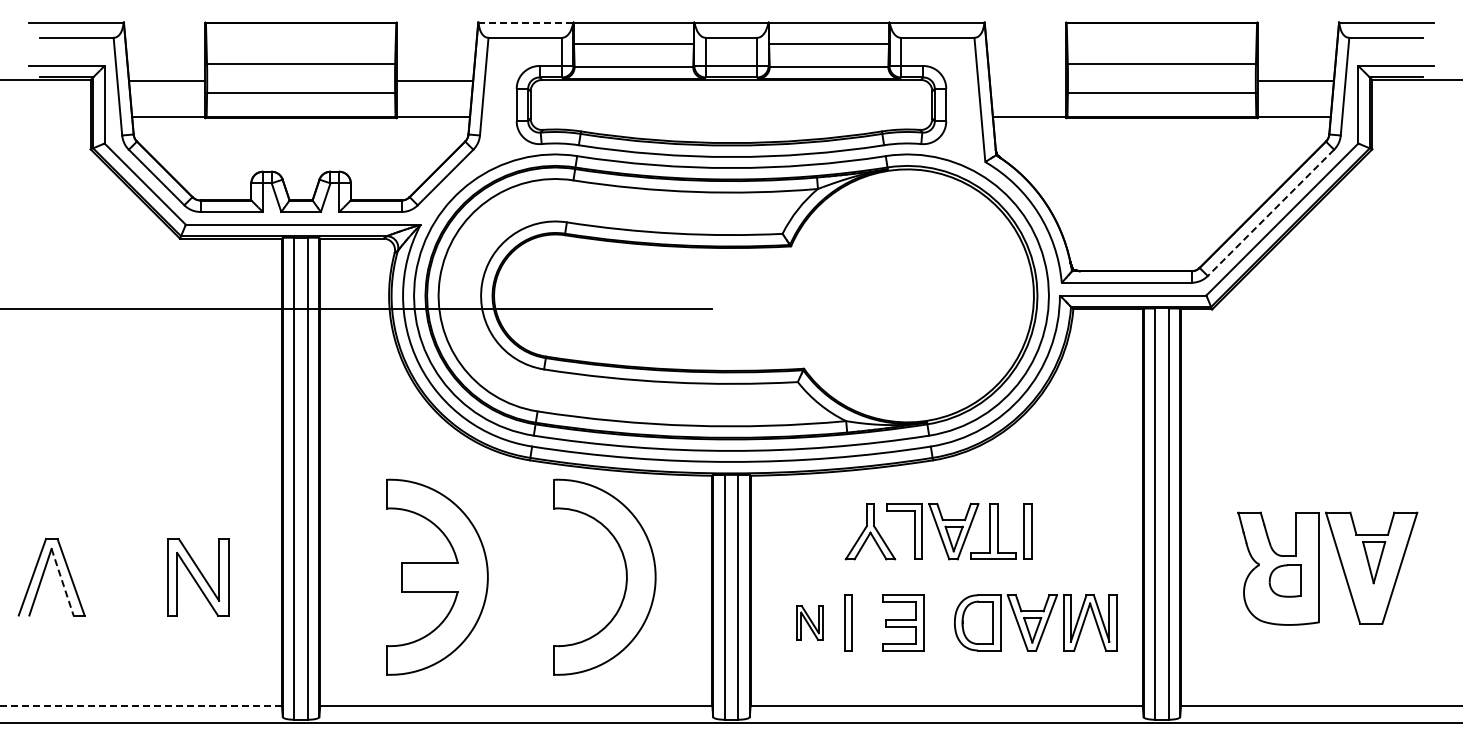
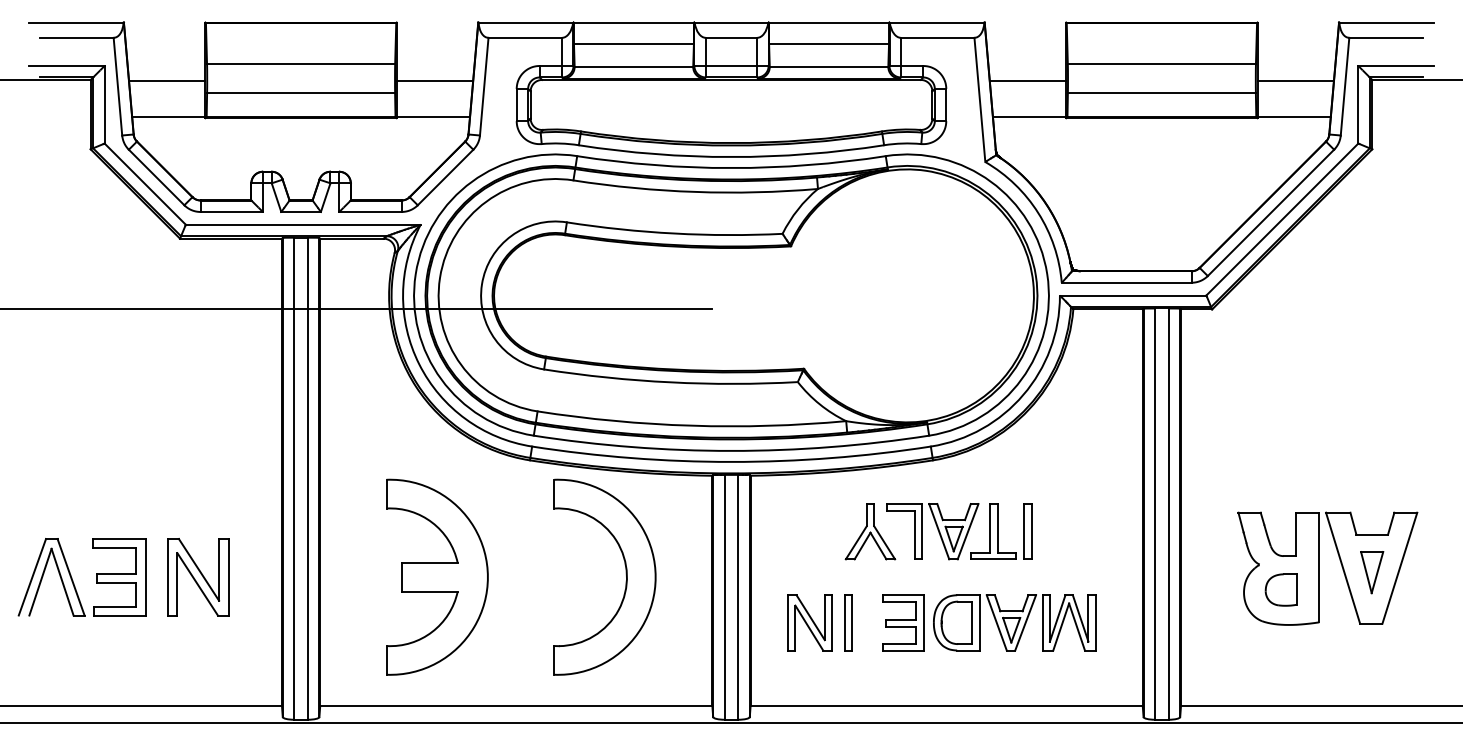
line: dashed -> solid (525, 22)
line: none -> present (1027, 81)
line: dashed -> solid (1270, 213)
part position: (1374, 562) -> (1372, 572) (1372, 572)
part: none -> present (119, 577)
part position: (1284, 580) -> (1280, 589) (1280, 589)
line: dashed -> solid (62, 582)
part size: 28x36 px -> 46x58 px (809, 622)
part position: (1035, 622) -> (1014, 622) (1014, 622)
line: dashed -> solid (140, 705)
